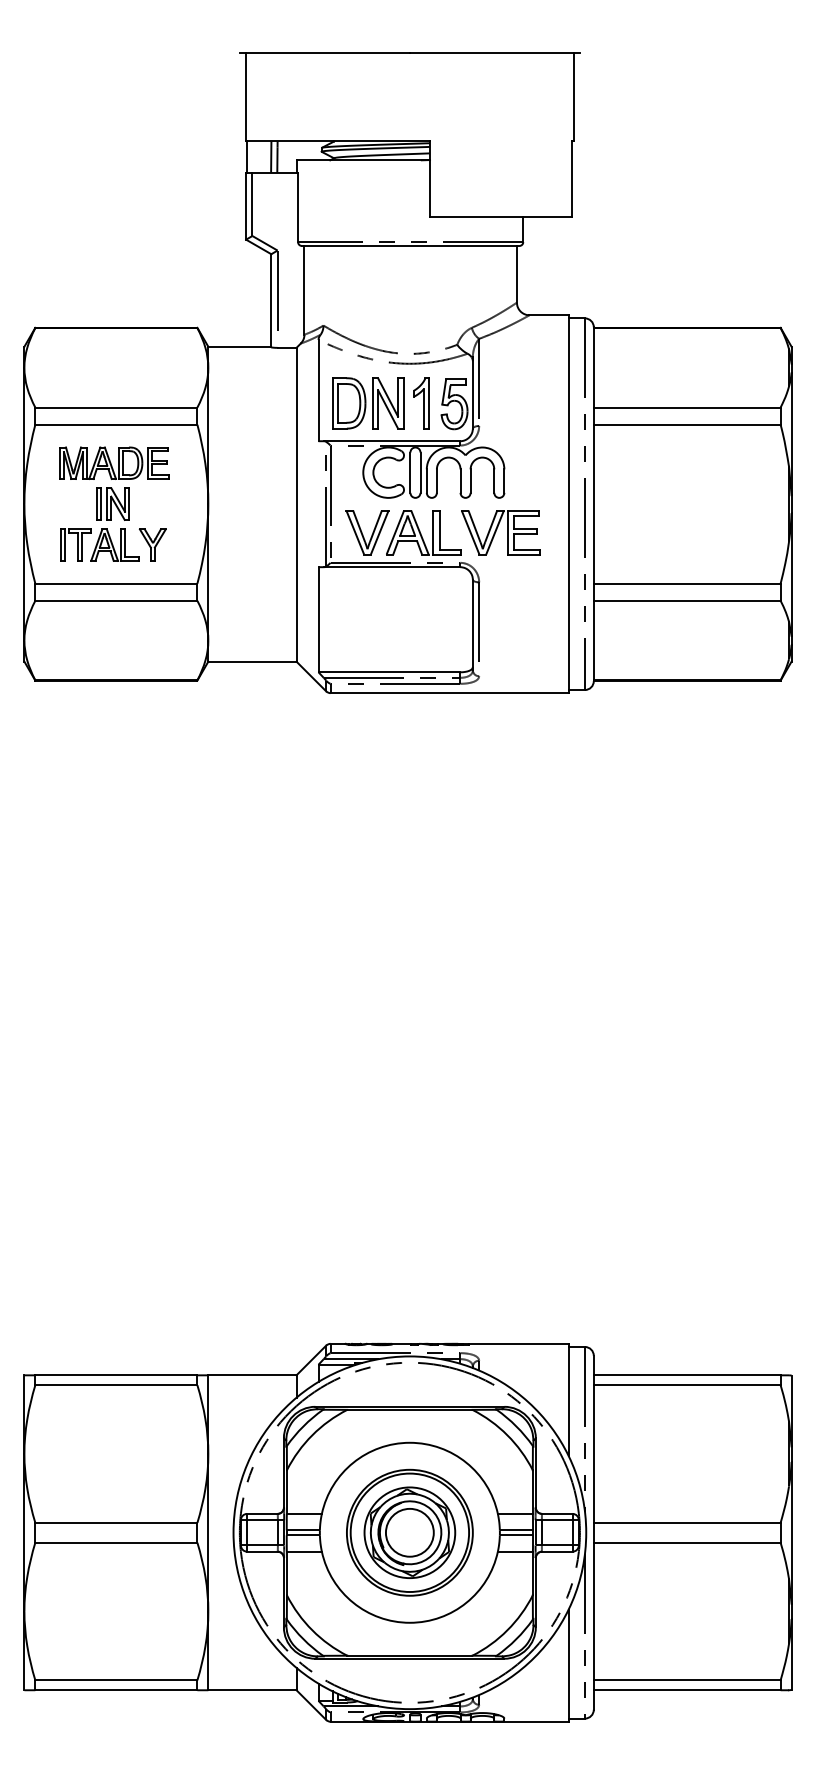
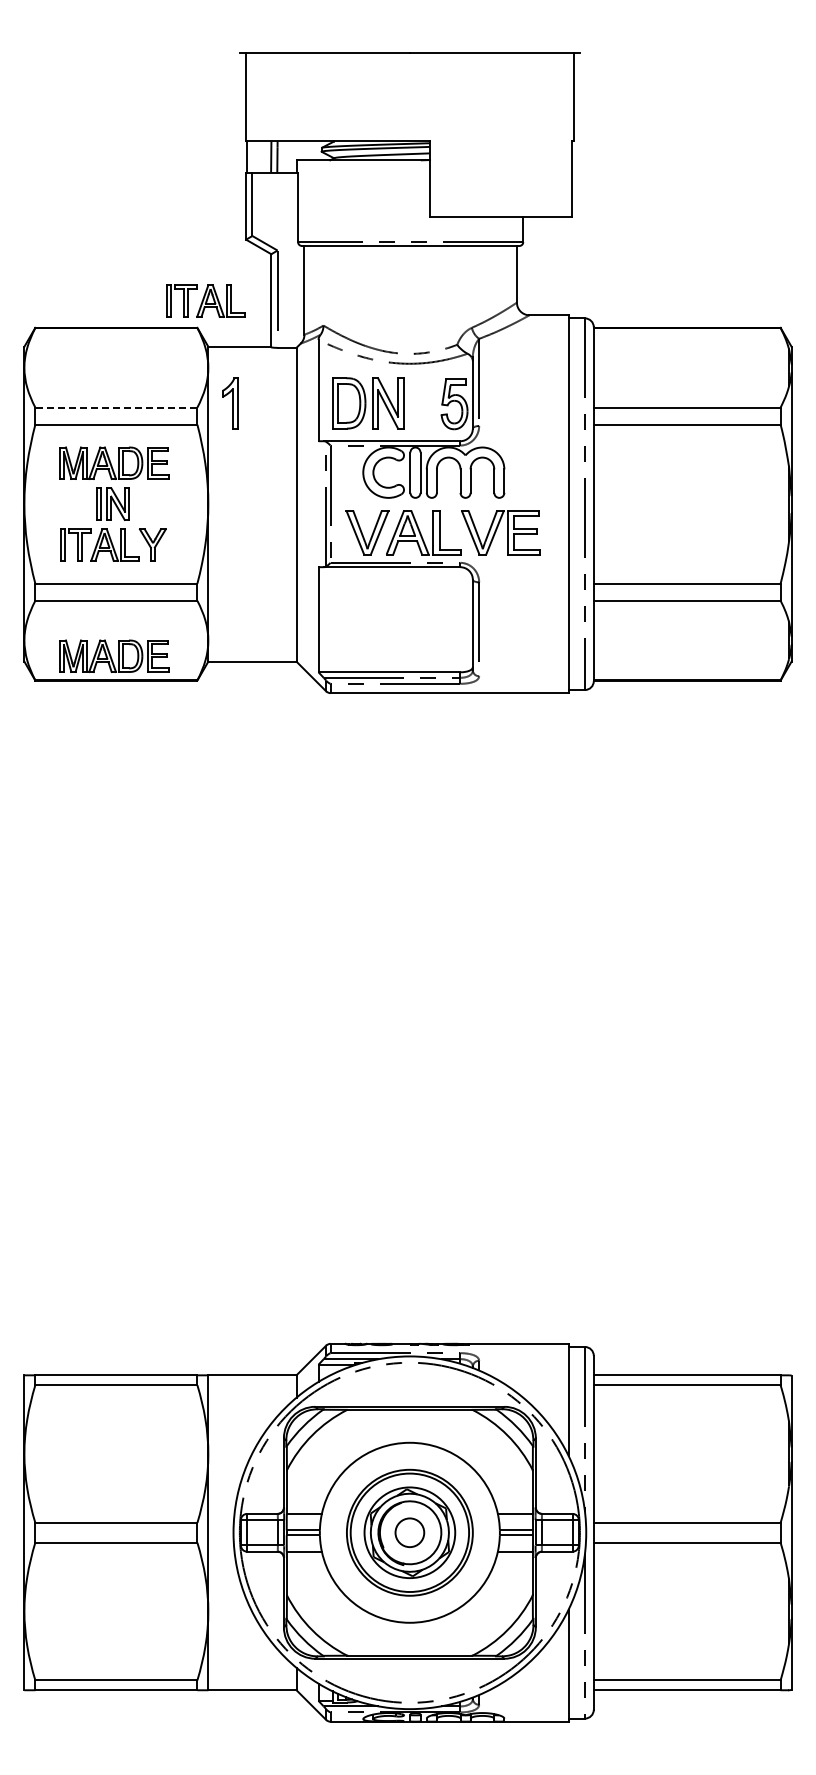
part: none -> present (205, 300)
part position: (421, 403) -> (230, 403) (230, 403)
line: solid -> dashed (115, 407)
part: none -> present (114, 655)
circle diameter: 48 px -> 29 px (409, 1532)
